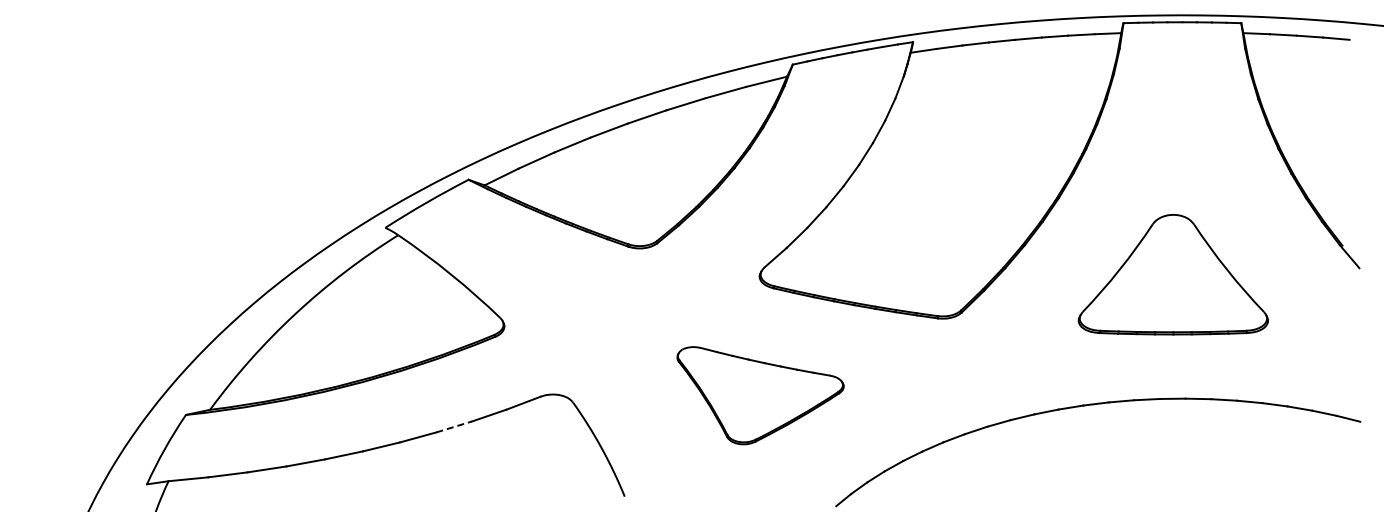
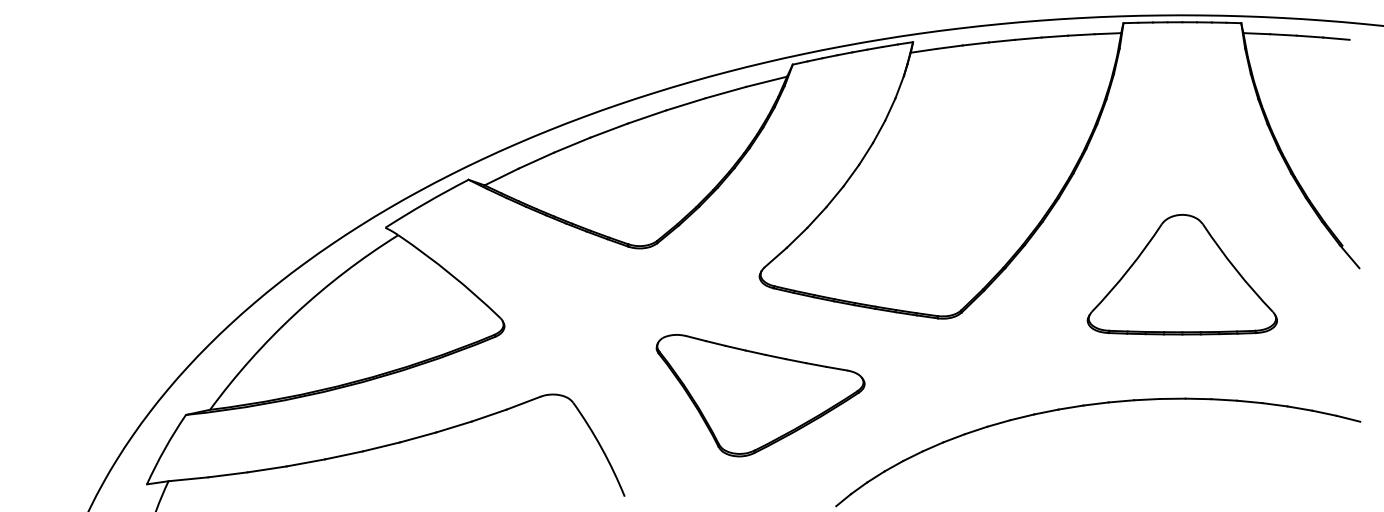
part position: (1172, 274) -> (1181, 274) (1181, 274)
part size: 169x100 px -> 211x124 px (760, 395)
line: dashed -> solid (454, 426)
